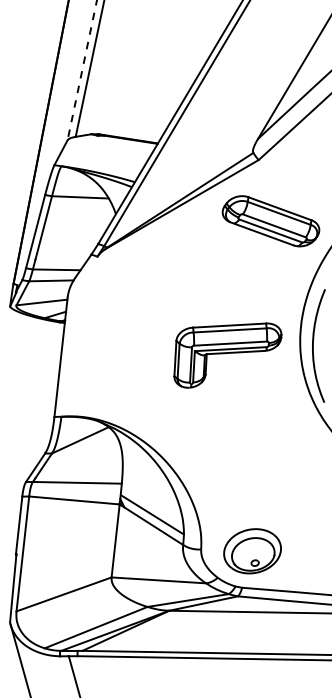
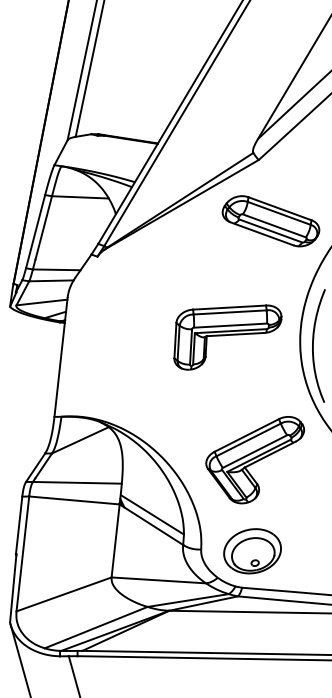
line: dashed -> solid (82, 70)
part position: (227, 355) -> (227, 337) (227, 337)
part: none -> present (254, 460)
